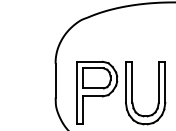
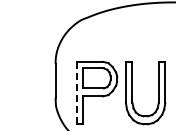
line: solid -> dashed (76, 93)
